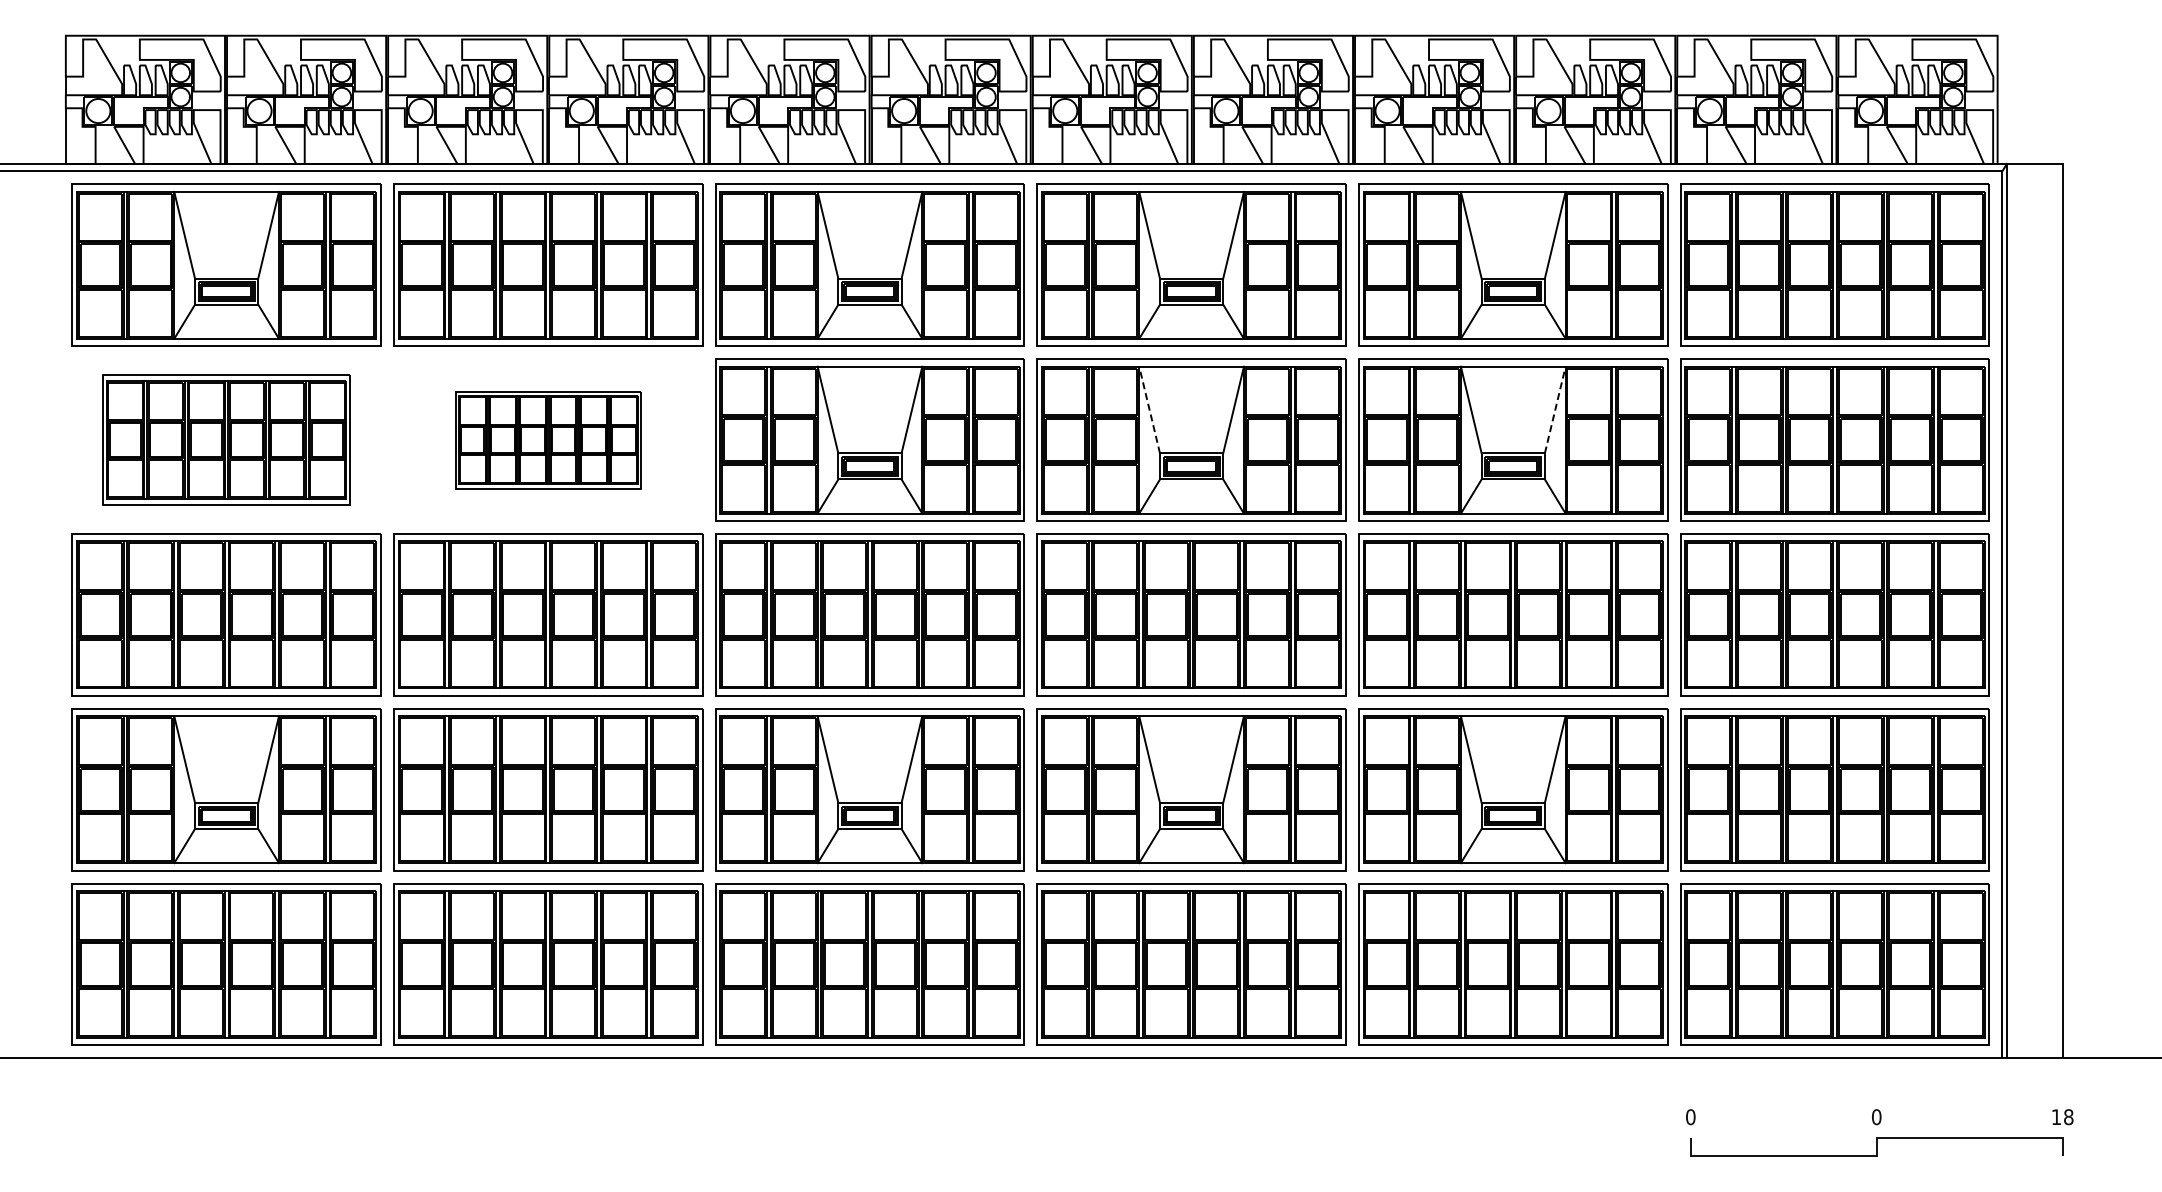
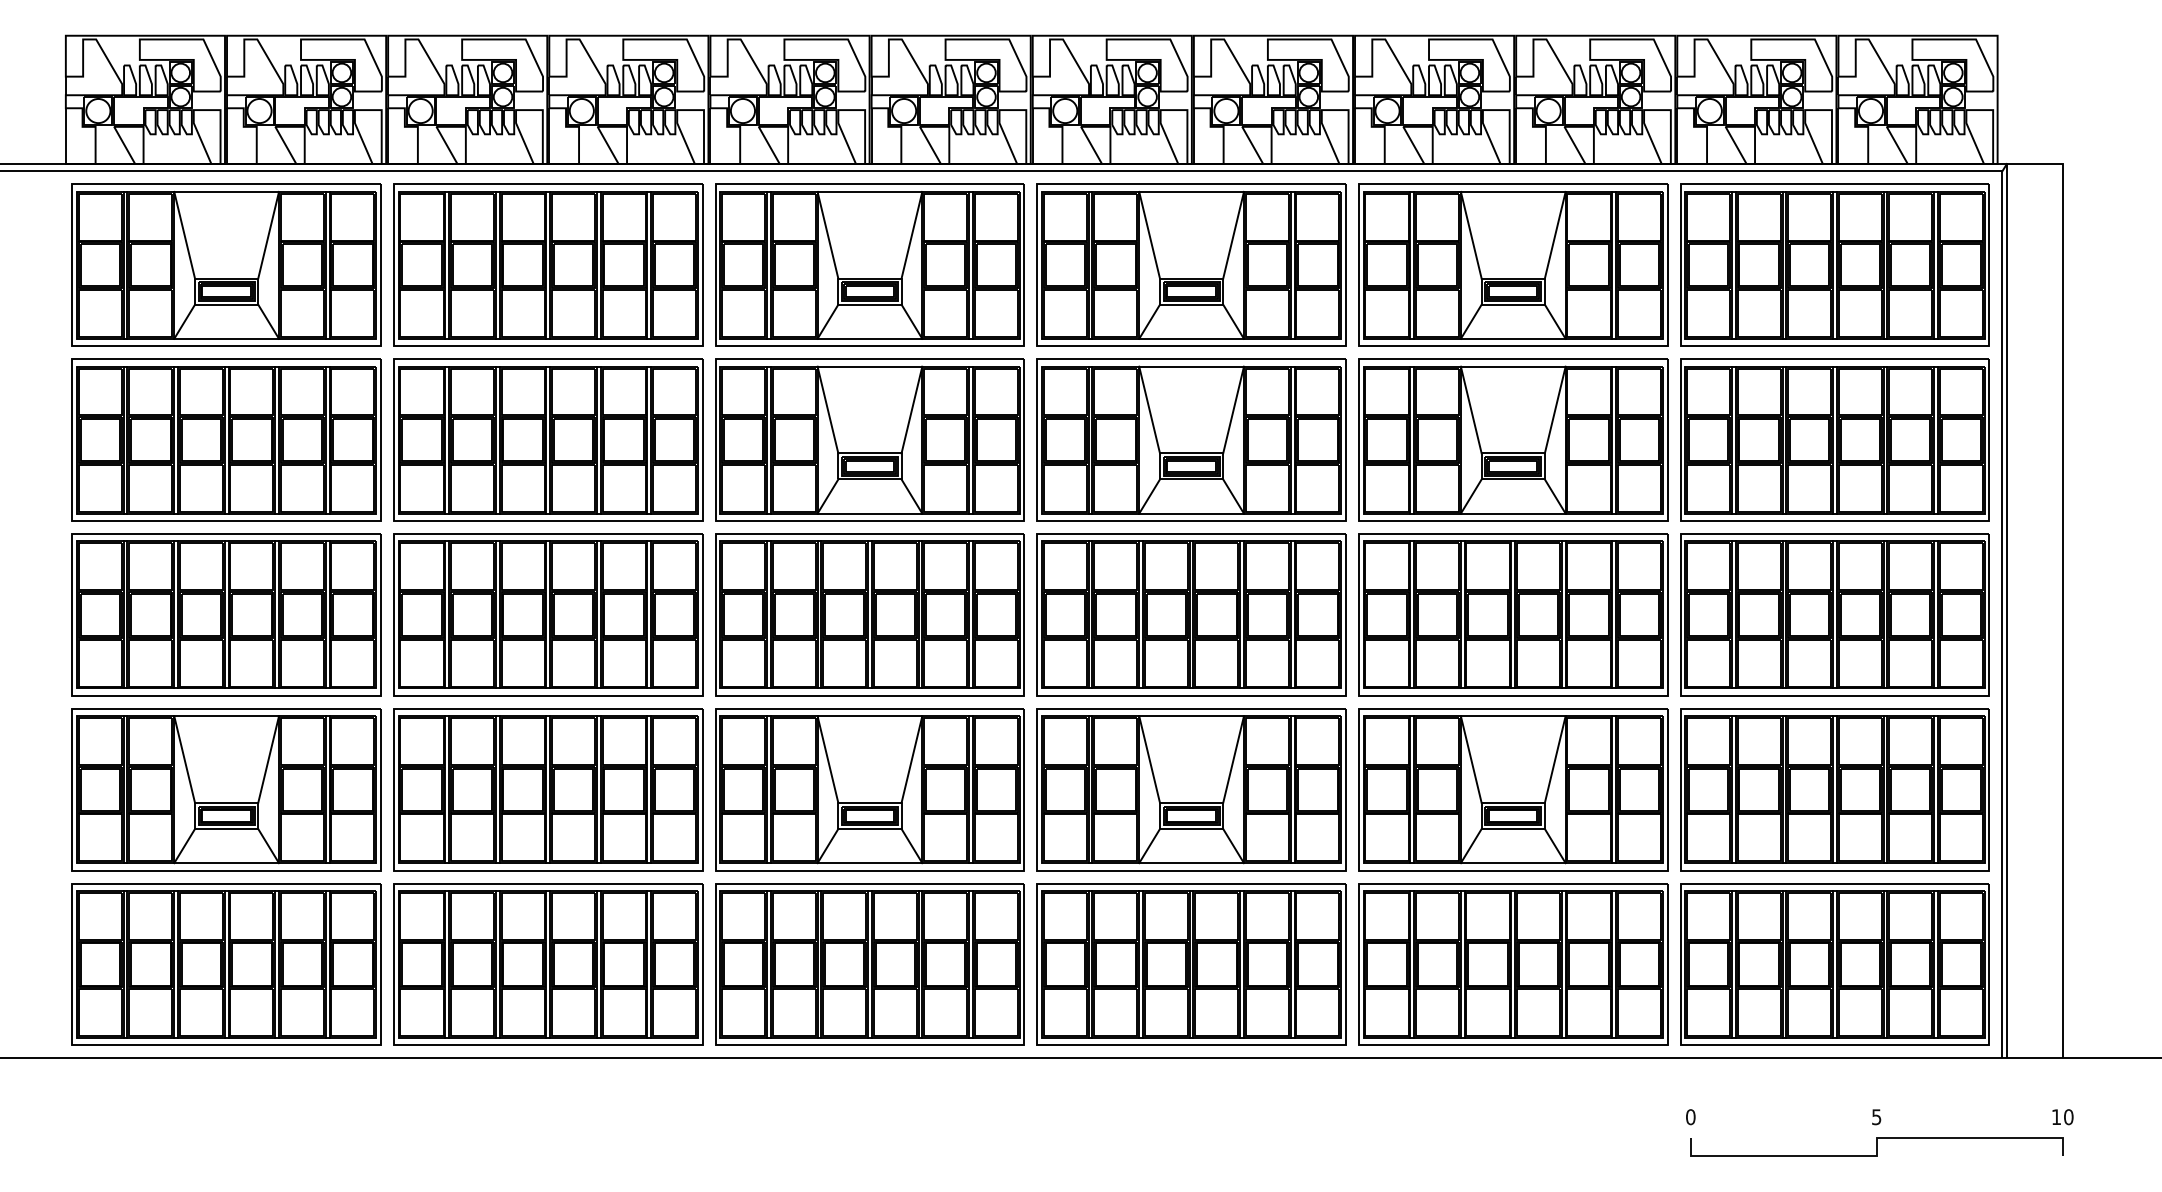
line: dashed -> solid (1149, 410)
line: dashed -> solid (1555, 410)
part size: 249x132 px -> 311x164 px (226, 439)
part size: 187x99 px -> 311x164 px (548, 439)
text: 18 -> 10 (2068, 1116)
text: 0 -> 5 (1876, 1117)
